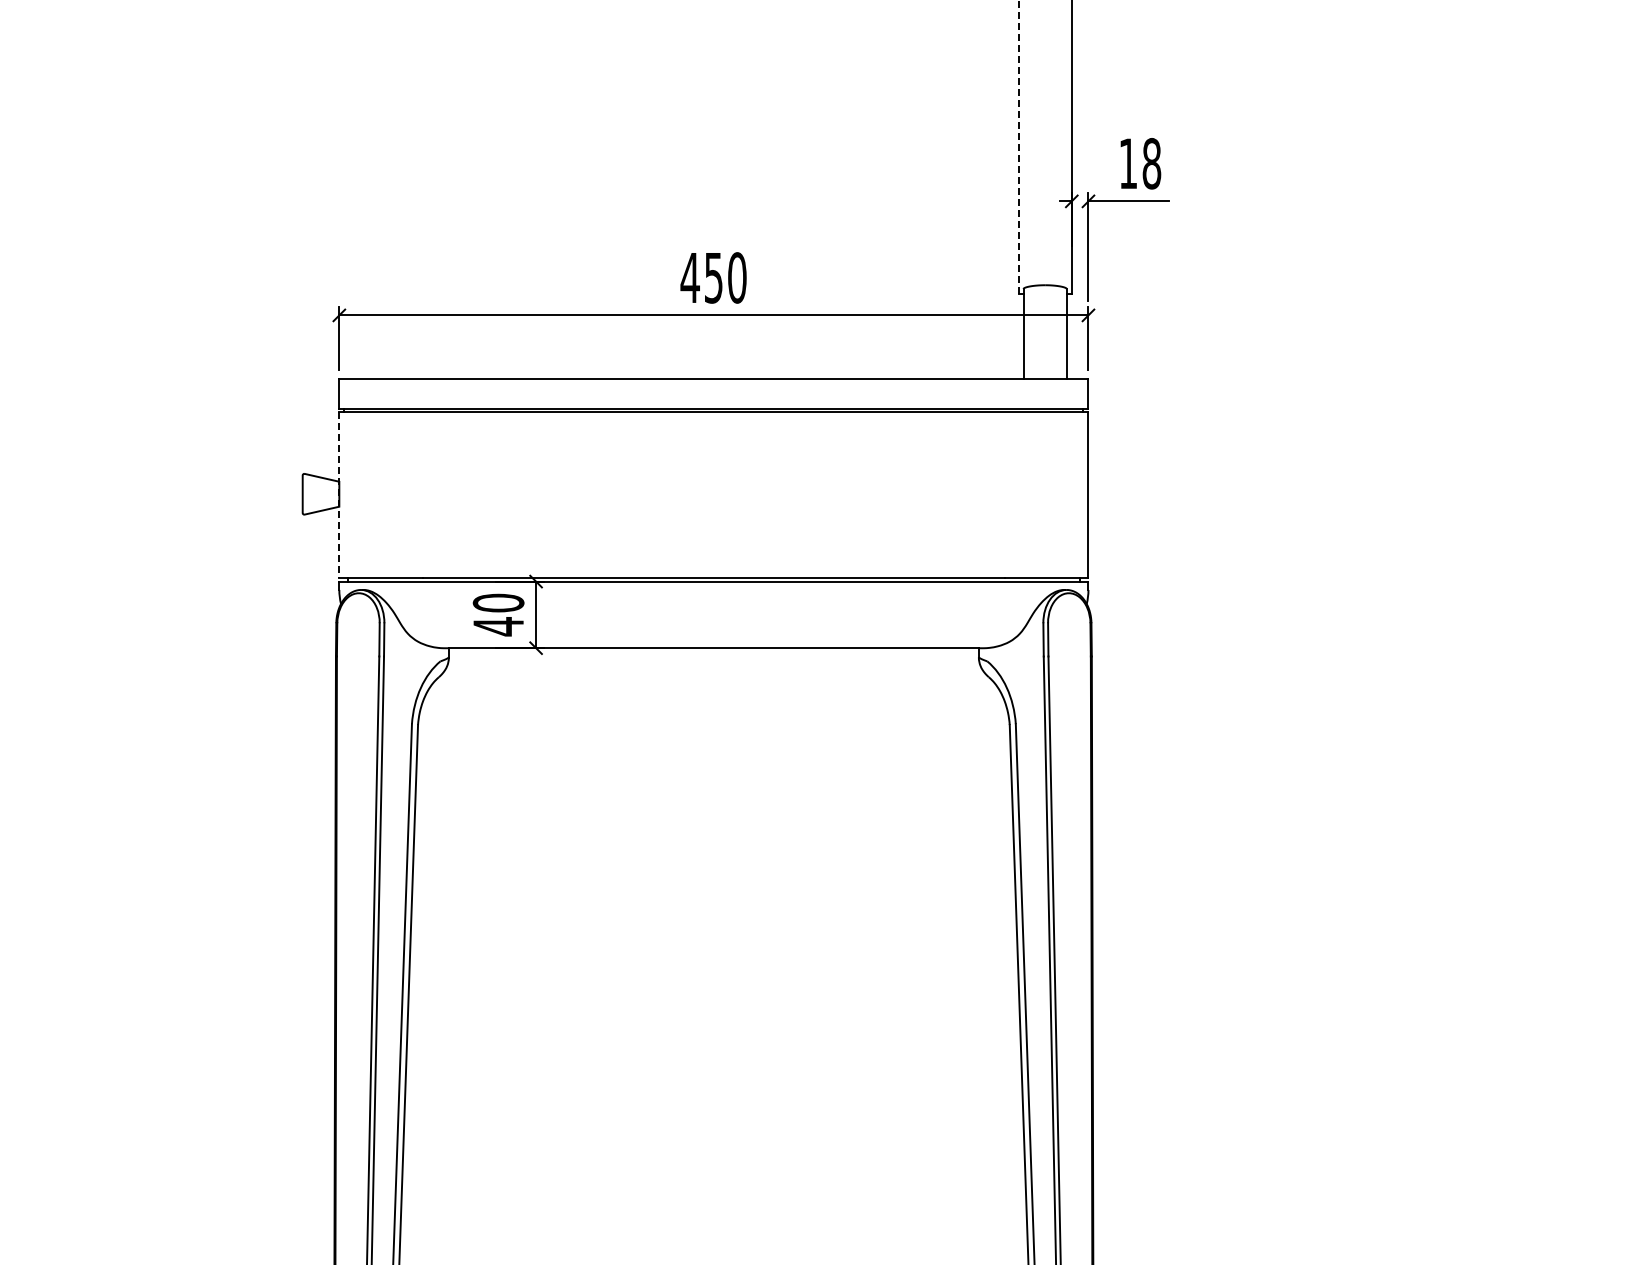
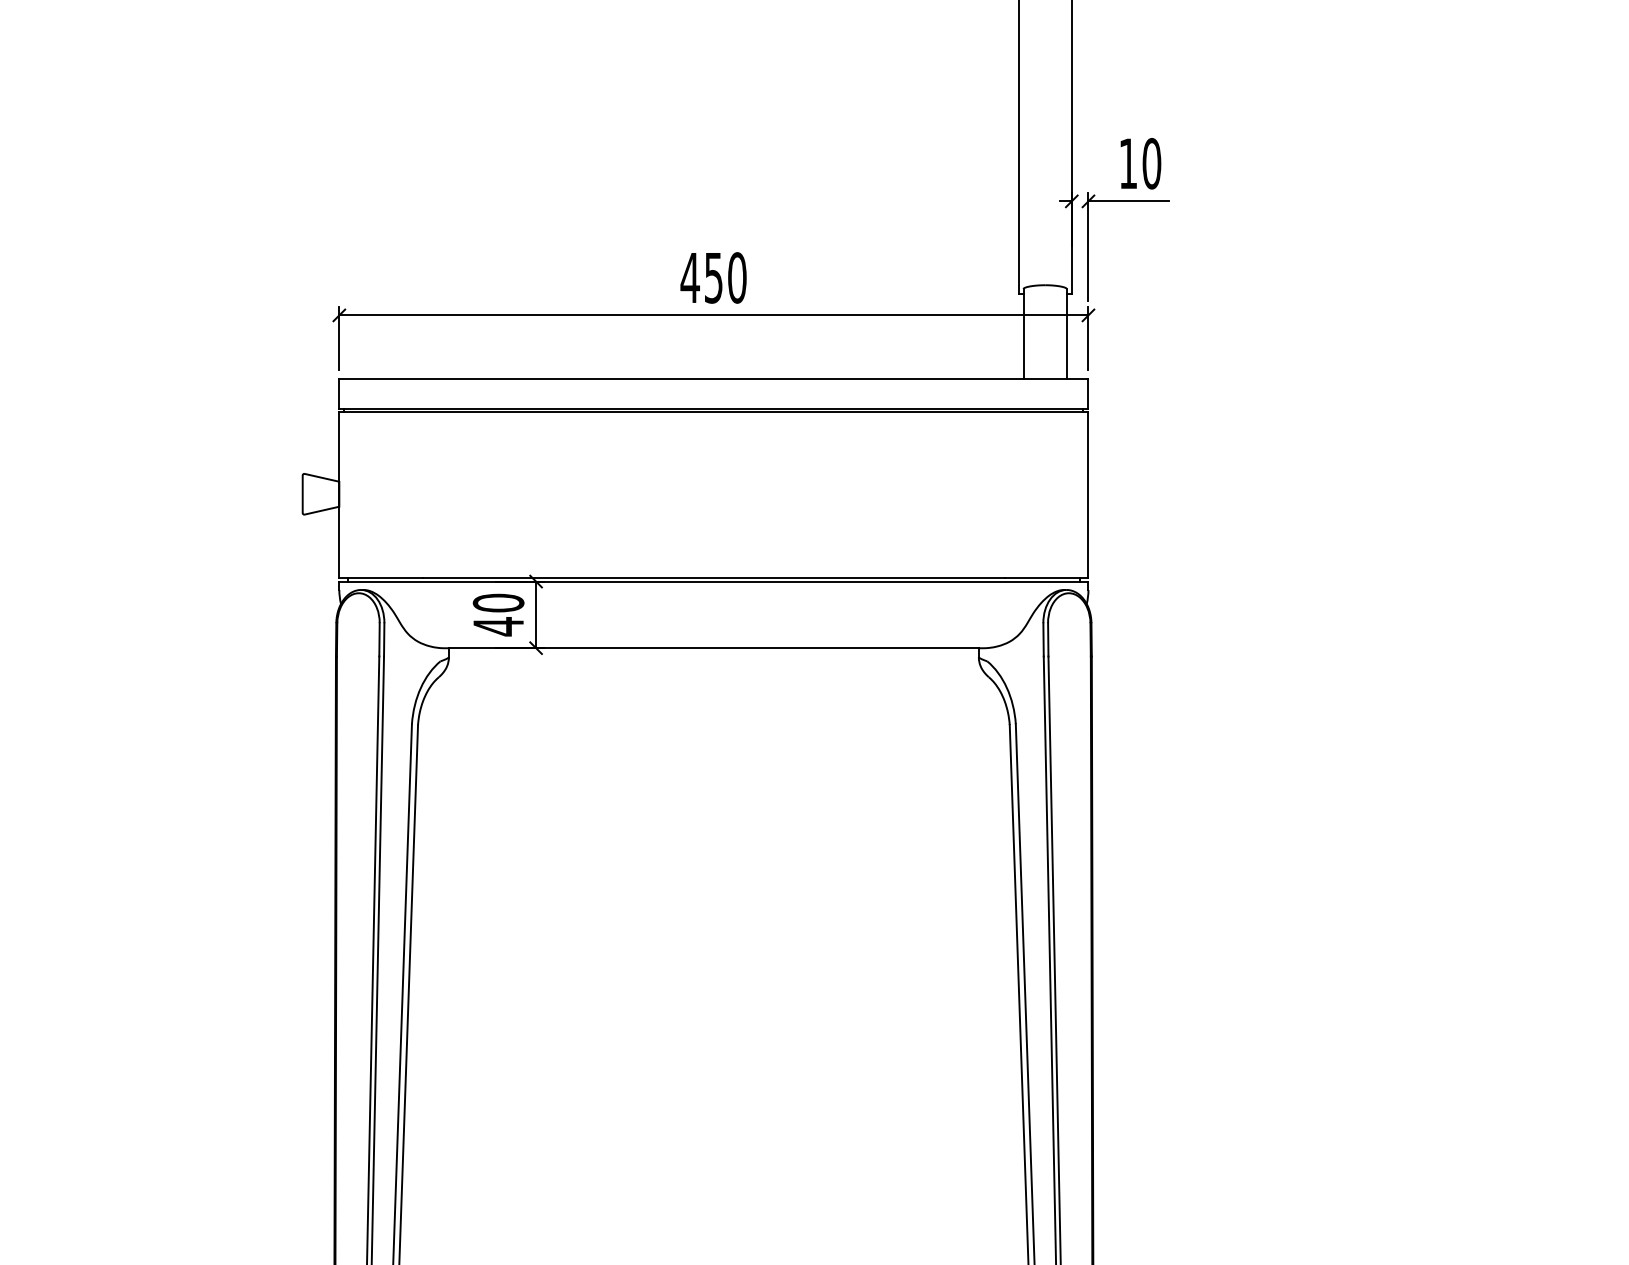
line: dashed -> solid (1018, 146)
text: 18 -> 10 (1151, 163)
line: dashed -> solid (339, 495)
